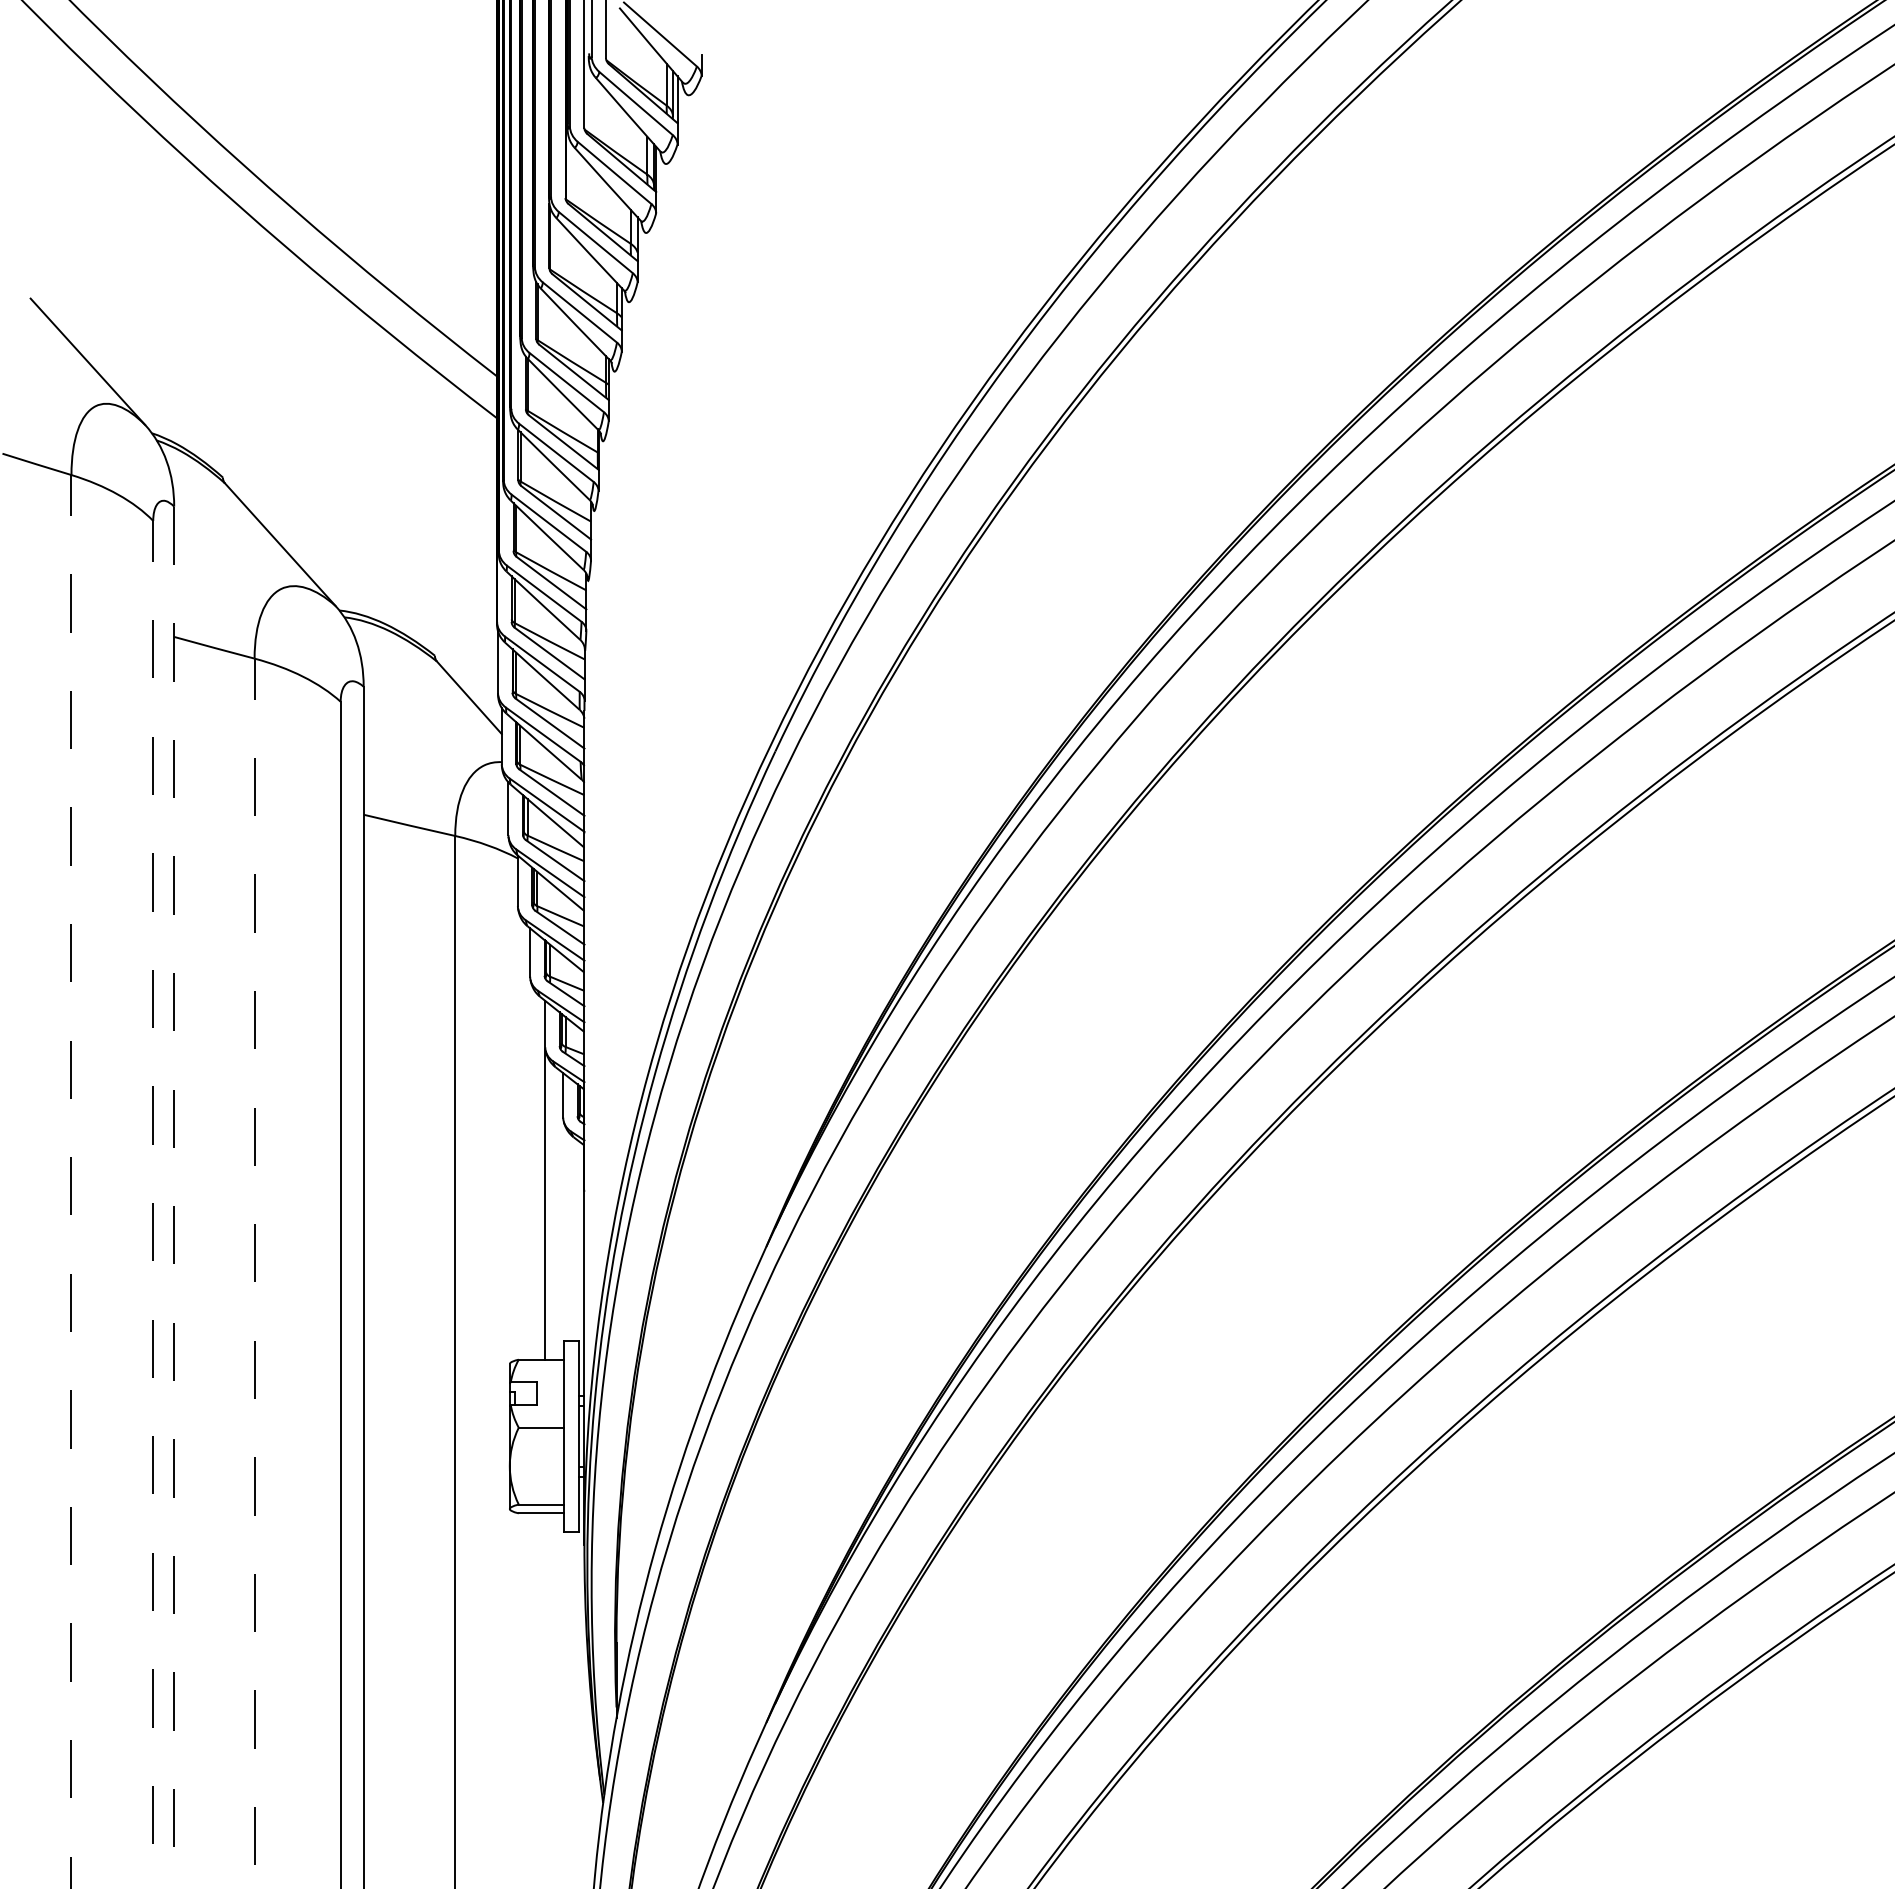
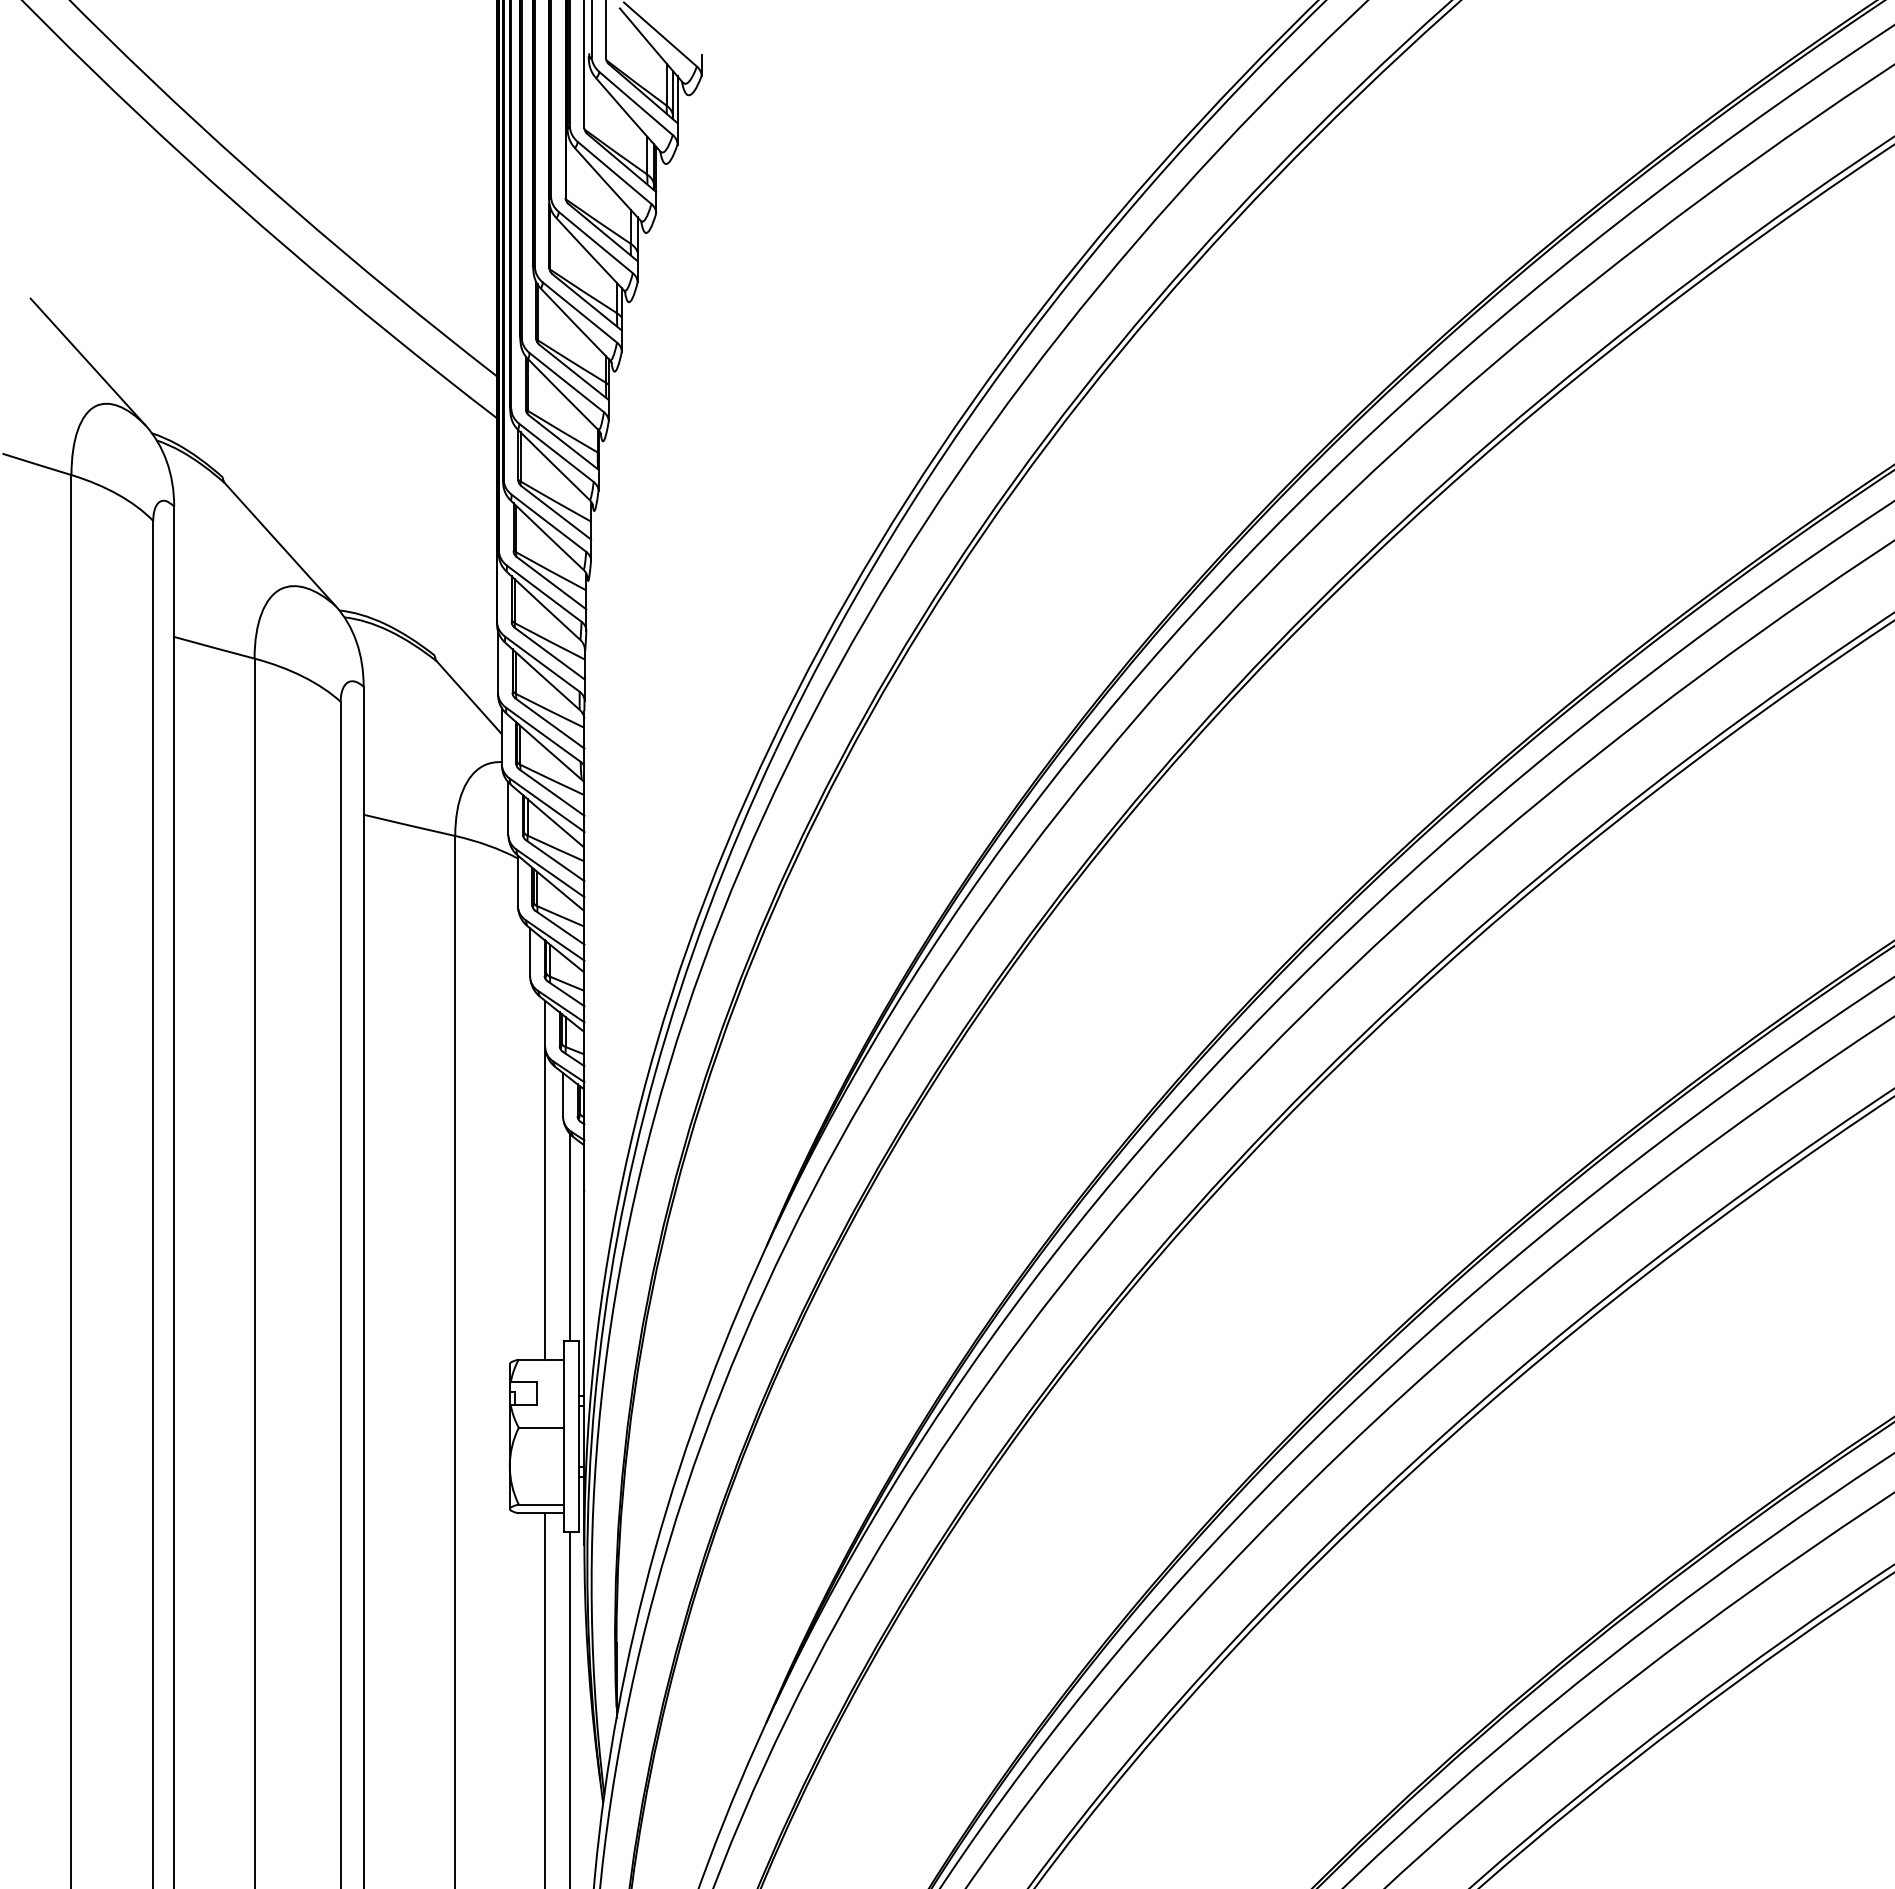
line: dashed -> solid (71, 1181)
line: dashed -> solid (174, 1197)
line: dashed -> solid (153, 1204)
line: none -> present (570, 1237)
line: dashed -> solid (254, 1273)
line: none -> present (545, 1699)
line: none -> present (570, 1708)
